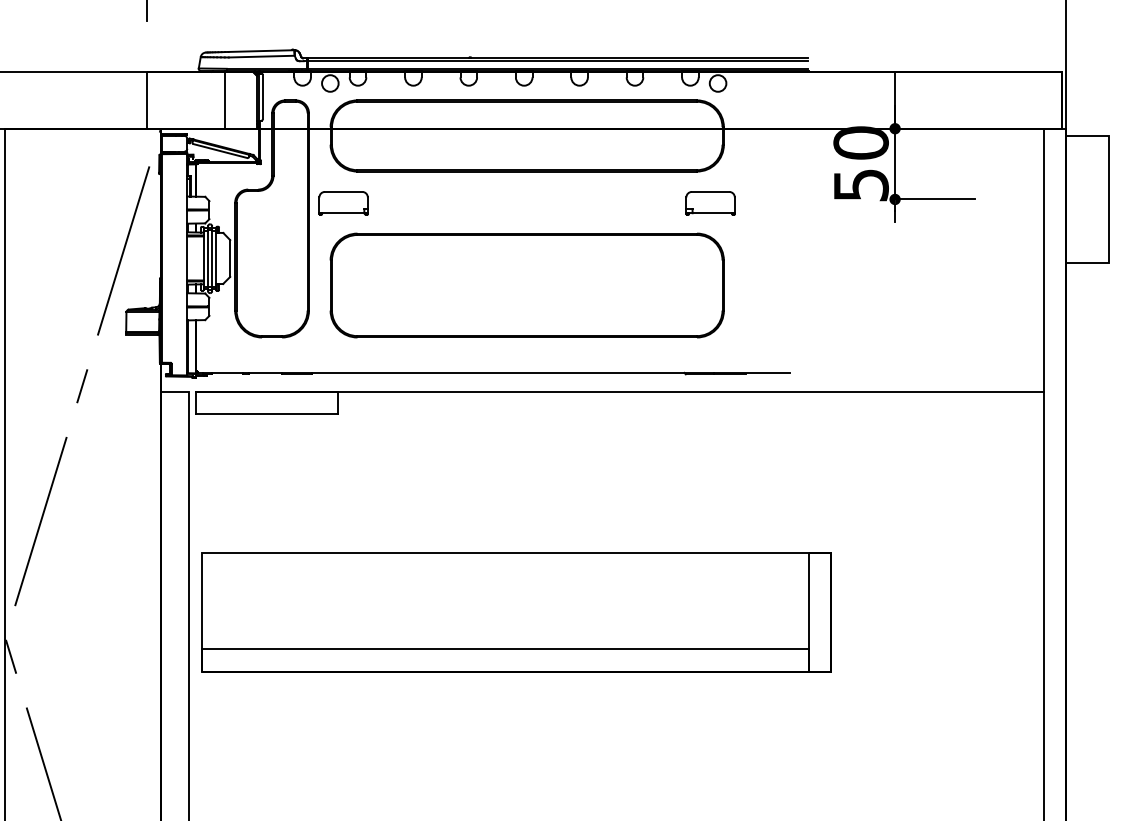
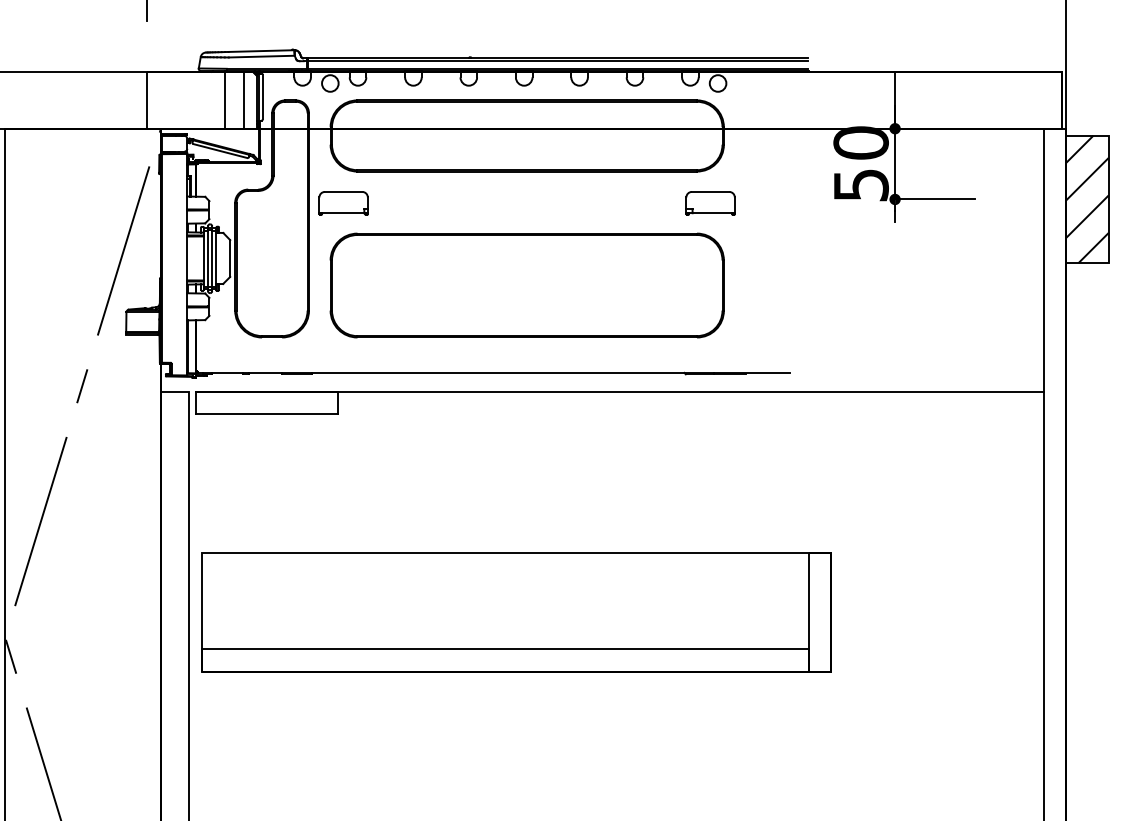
line: none -> present (244, 100)
hatch: none -> present (1087, 199)
